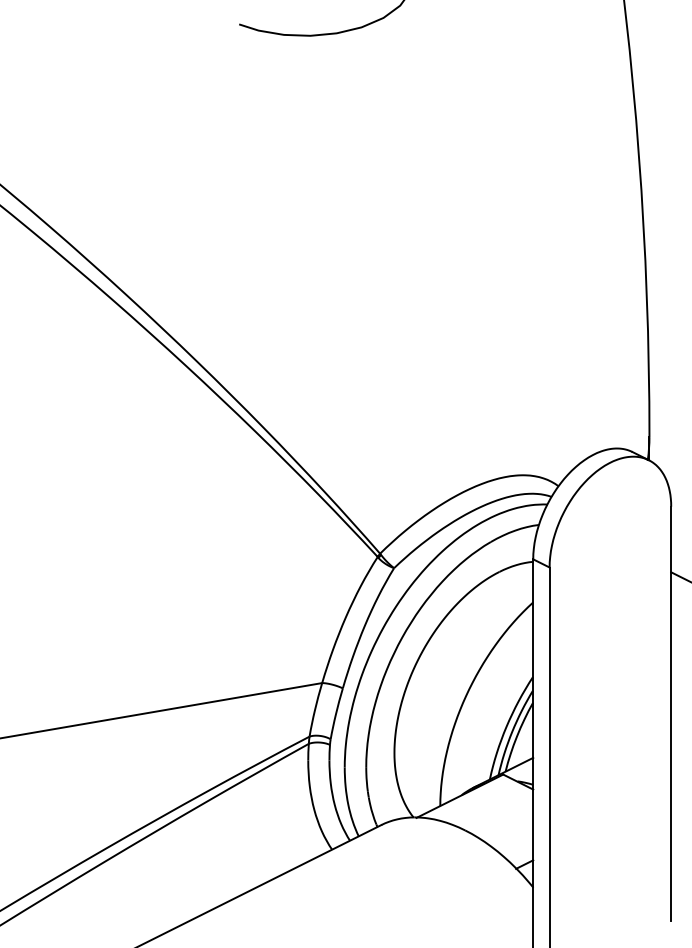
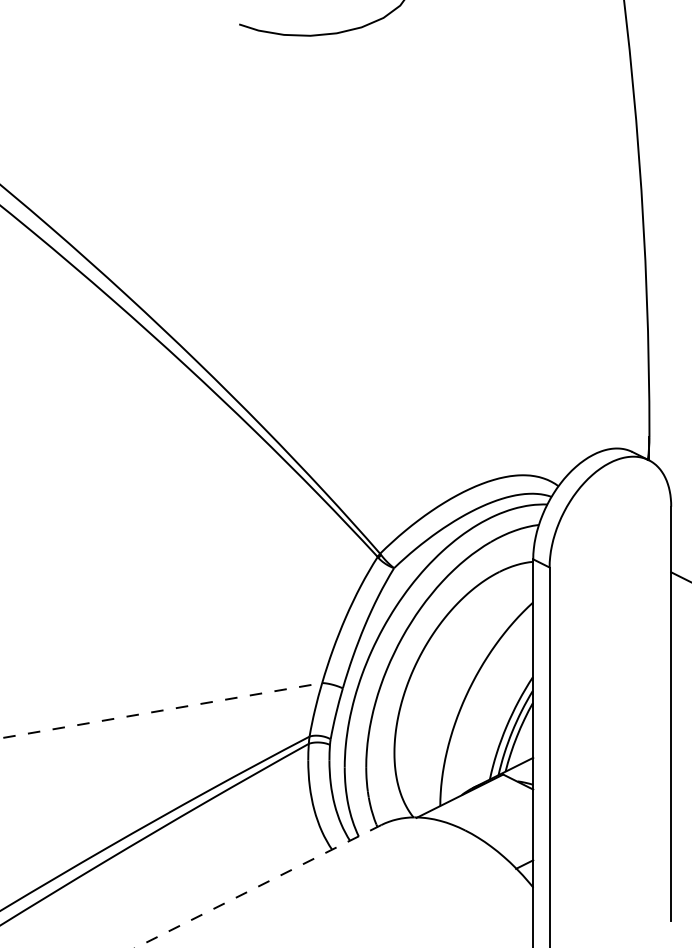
line: solid -> dashed (161, 710)
line: solid -> dashed (258, 886)
